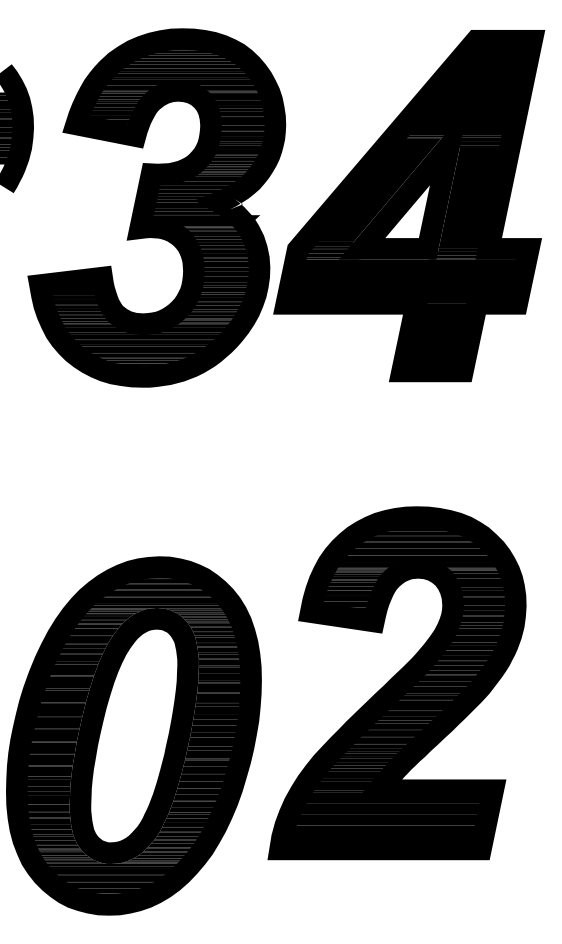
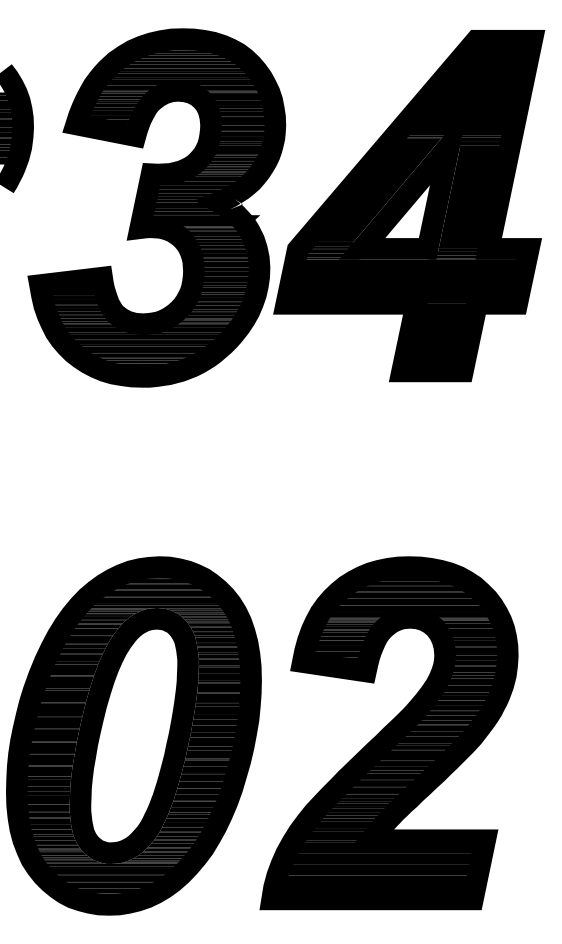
part position: (396, 683) -> (388, 733) (388, 733)
